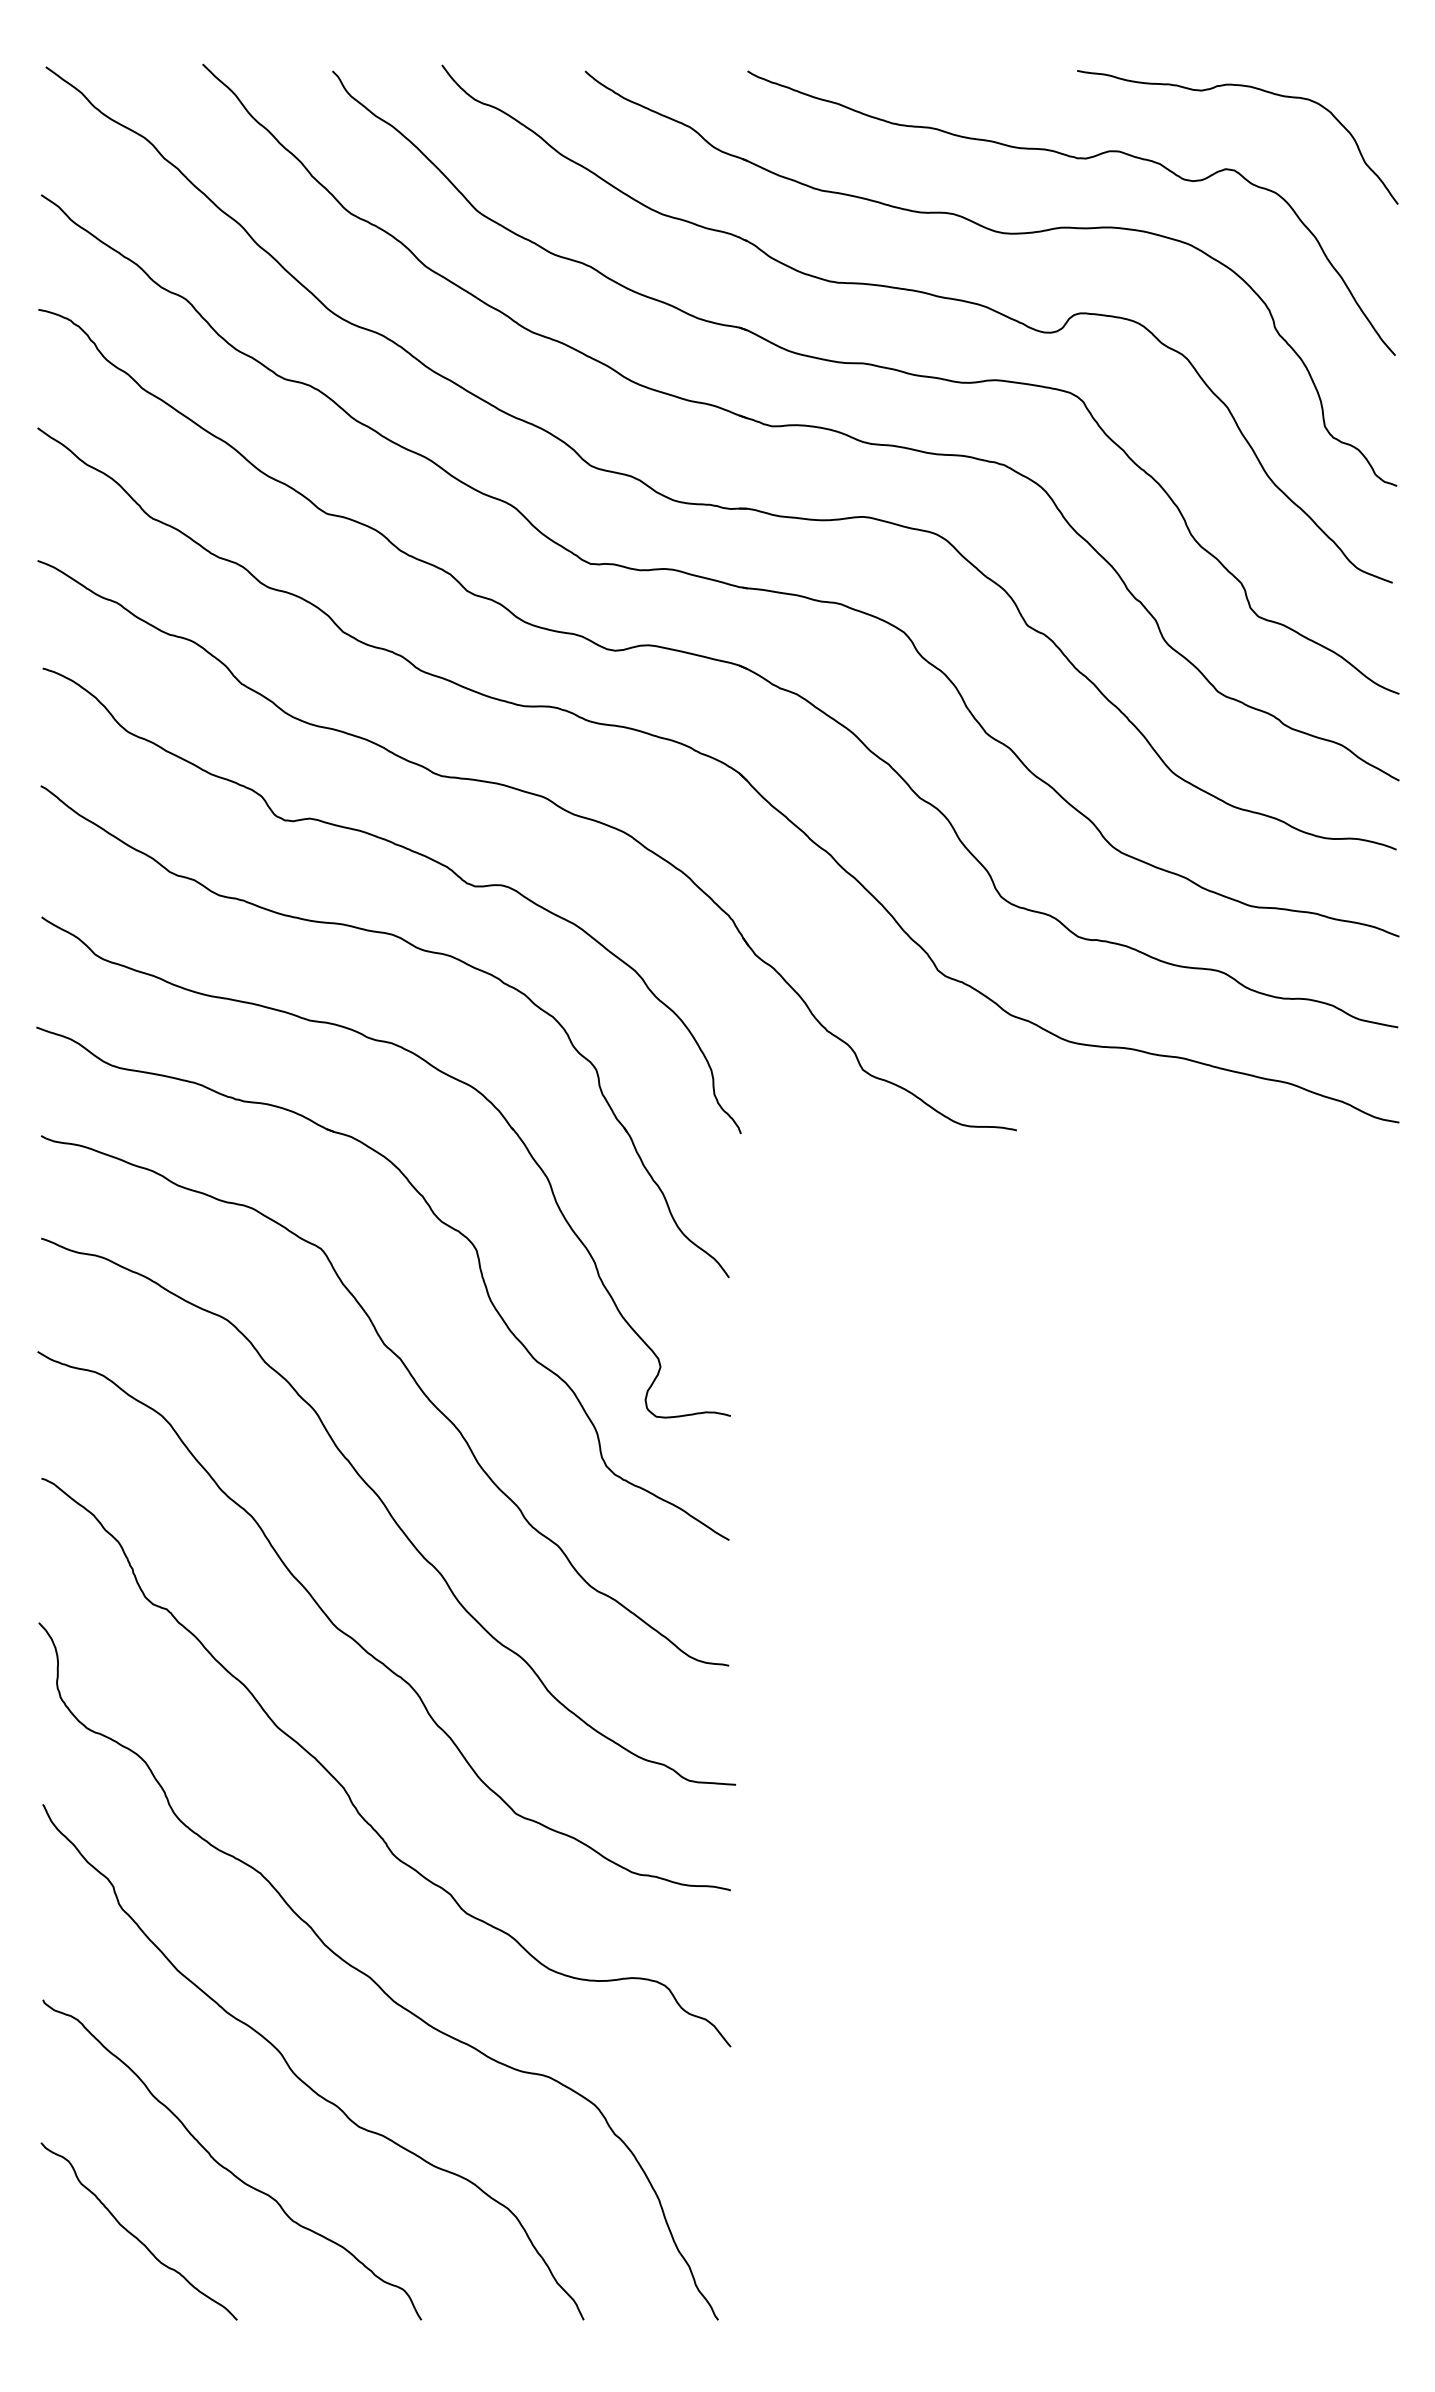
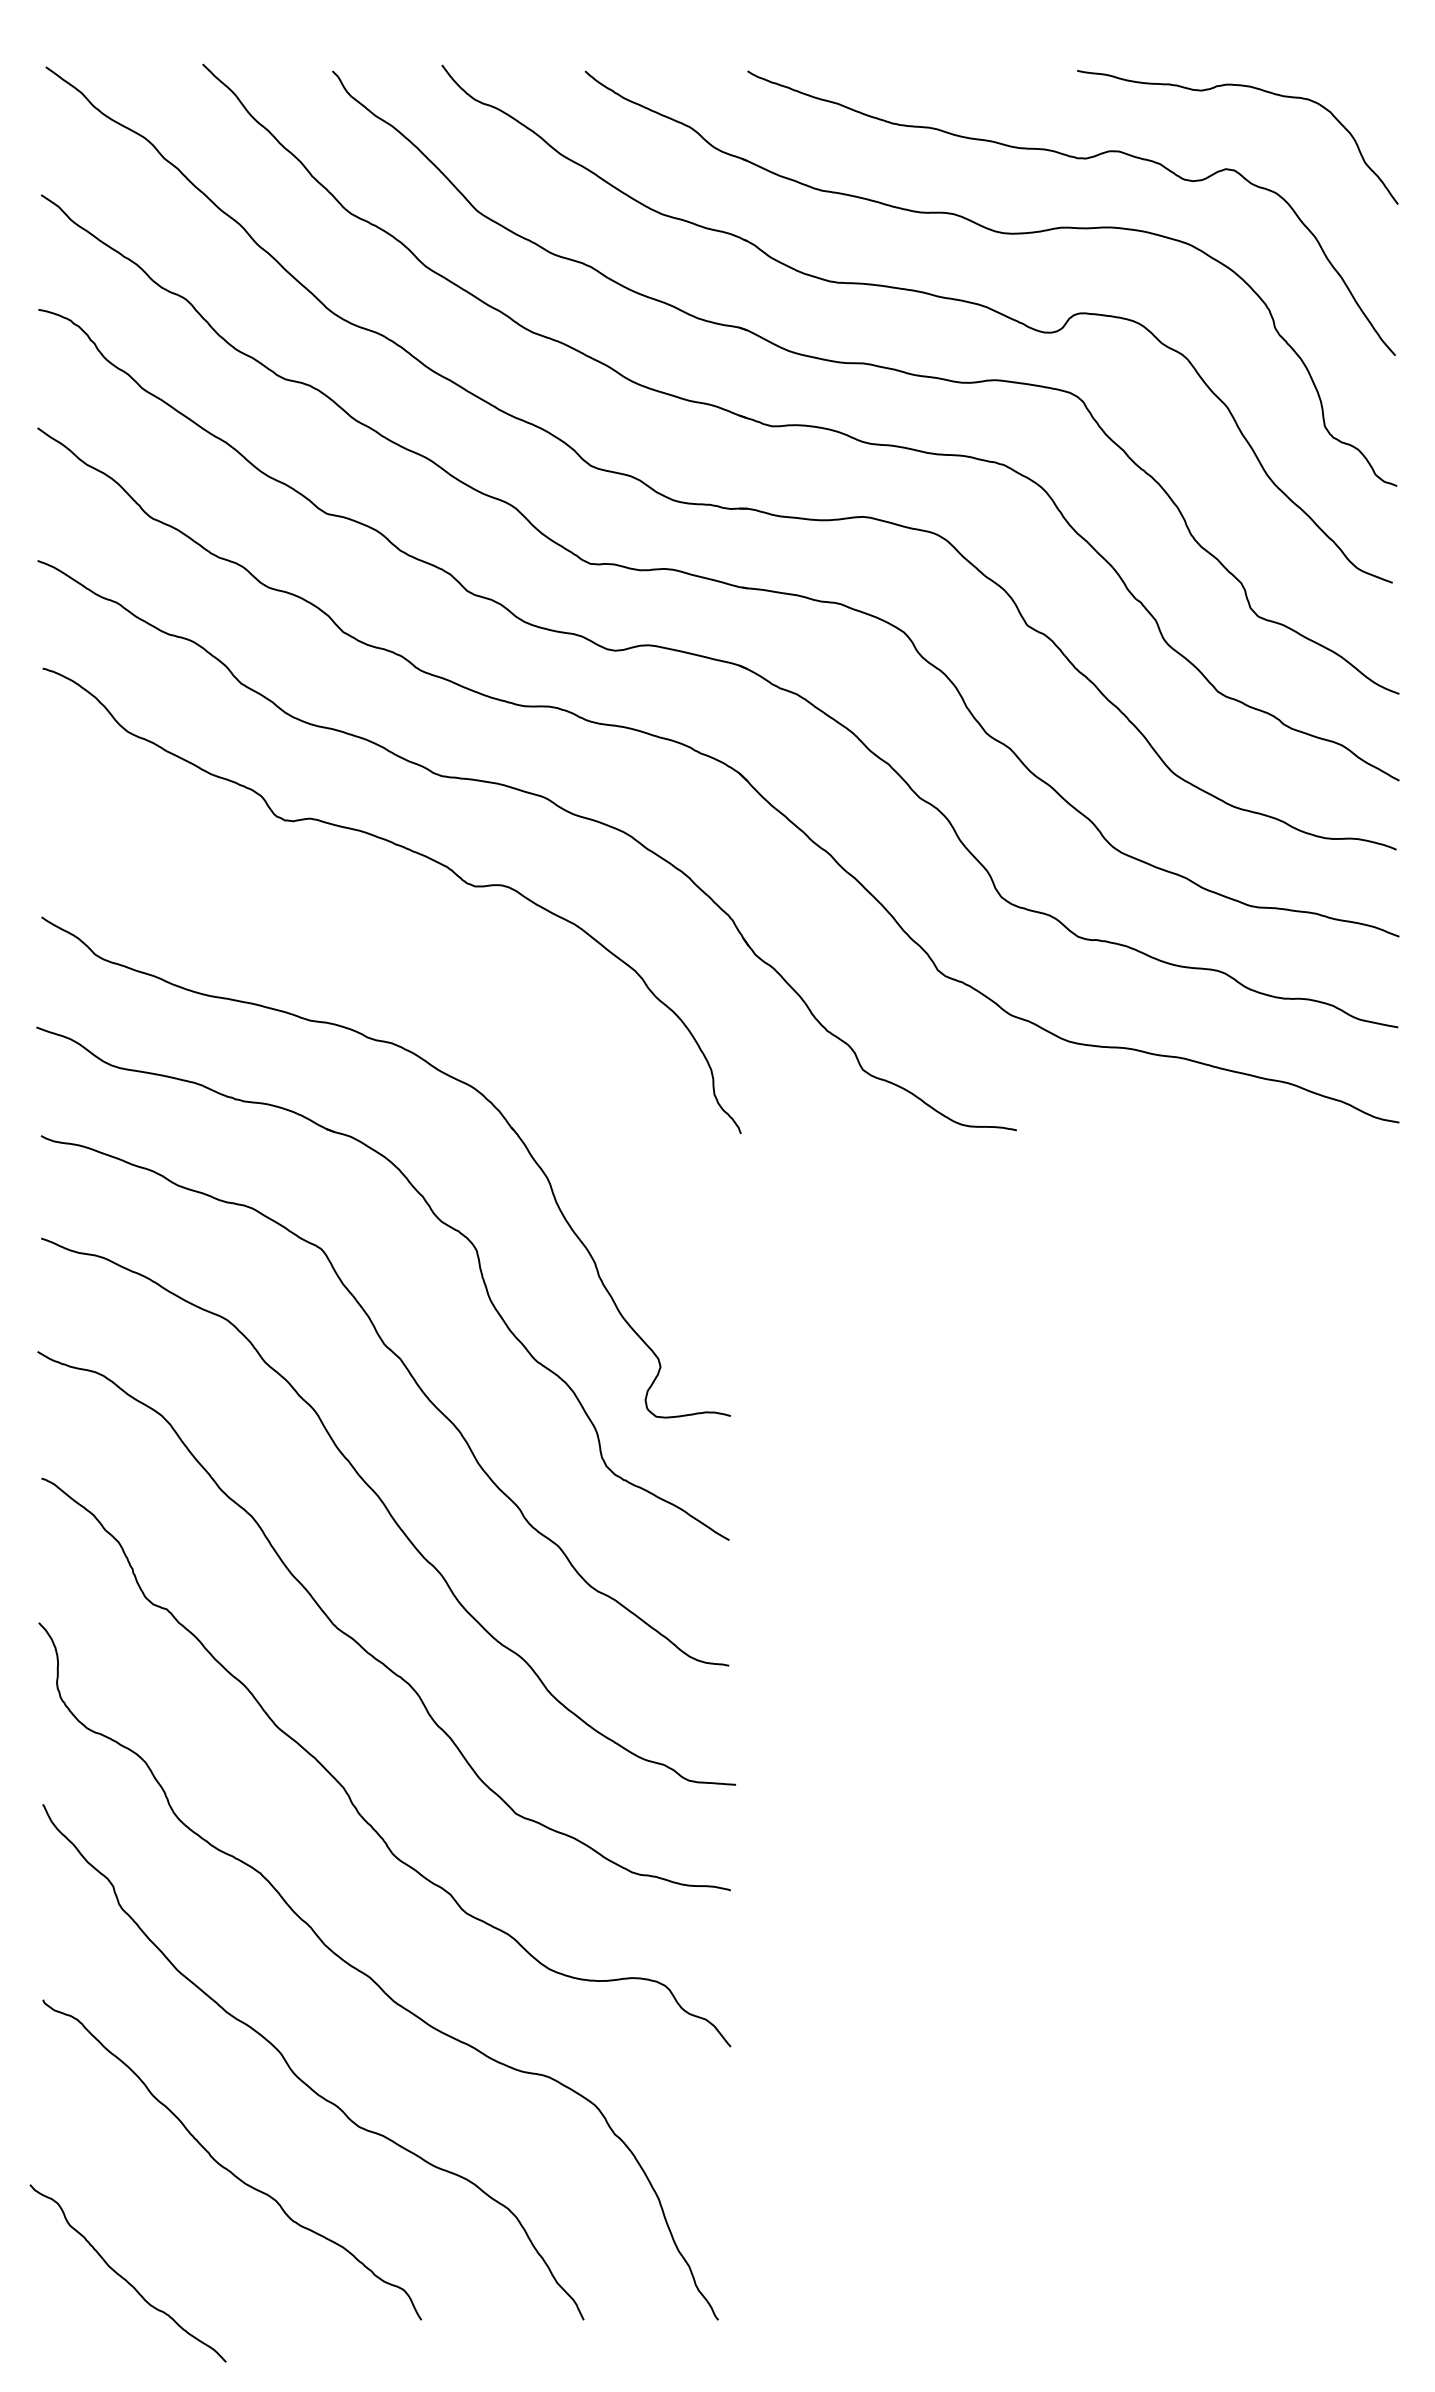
part: present -> none (420, 950)
curve position: (136, 2236) -> (125, 2278) (125, 2278)
